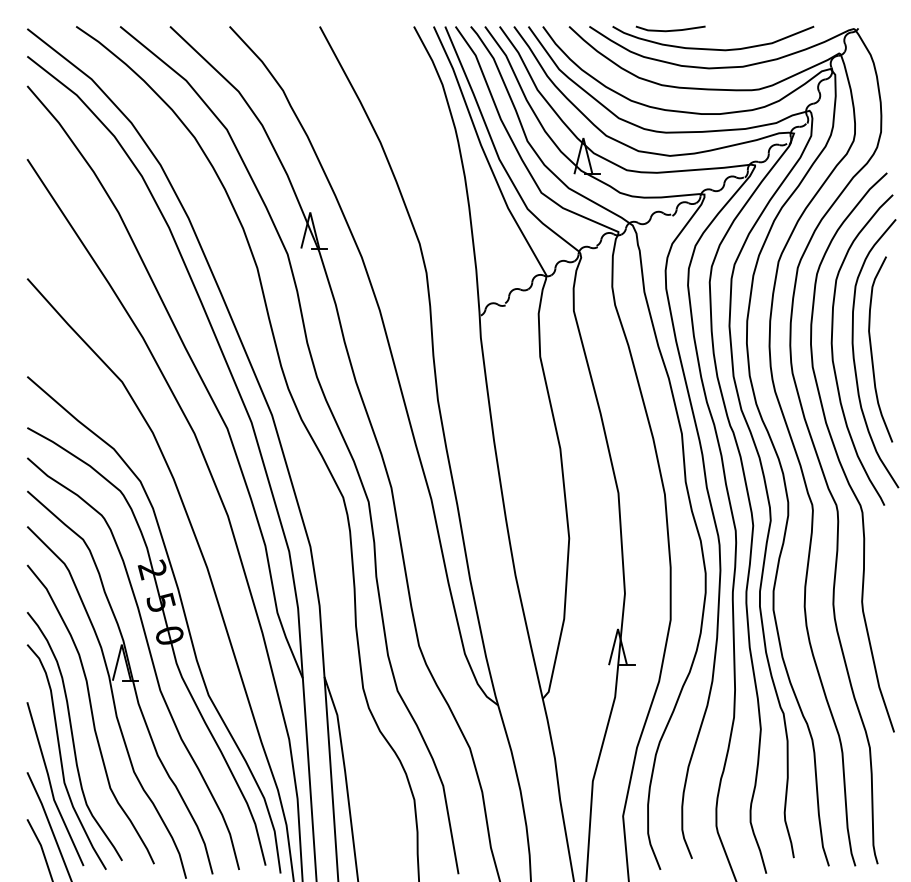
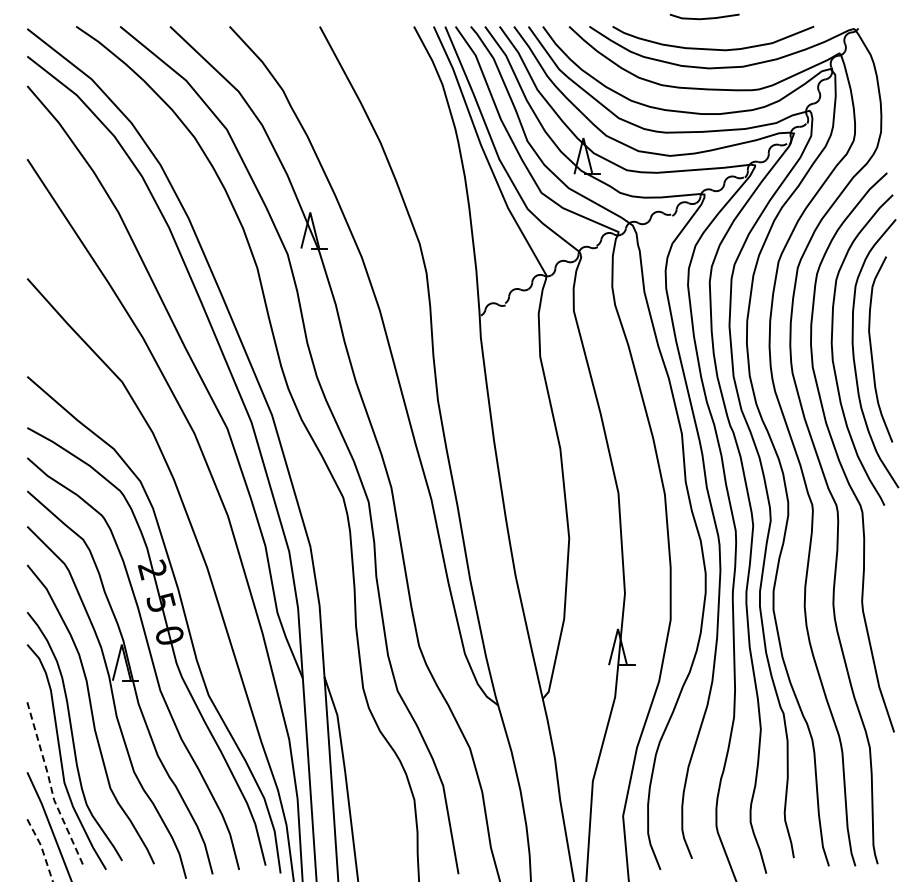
line position: (671, 29) -> (705, 17) (705, 17)
line: solid -> dashed (50, 786)
line: solid -> dashed (42, 849)
